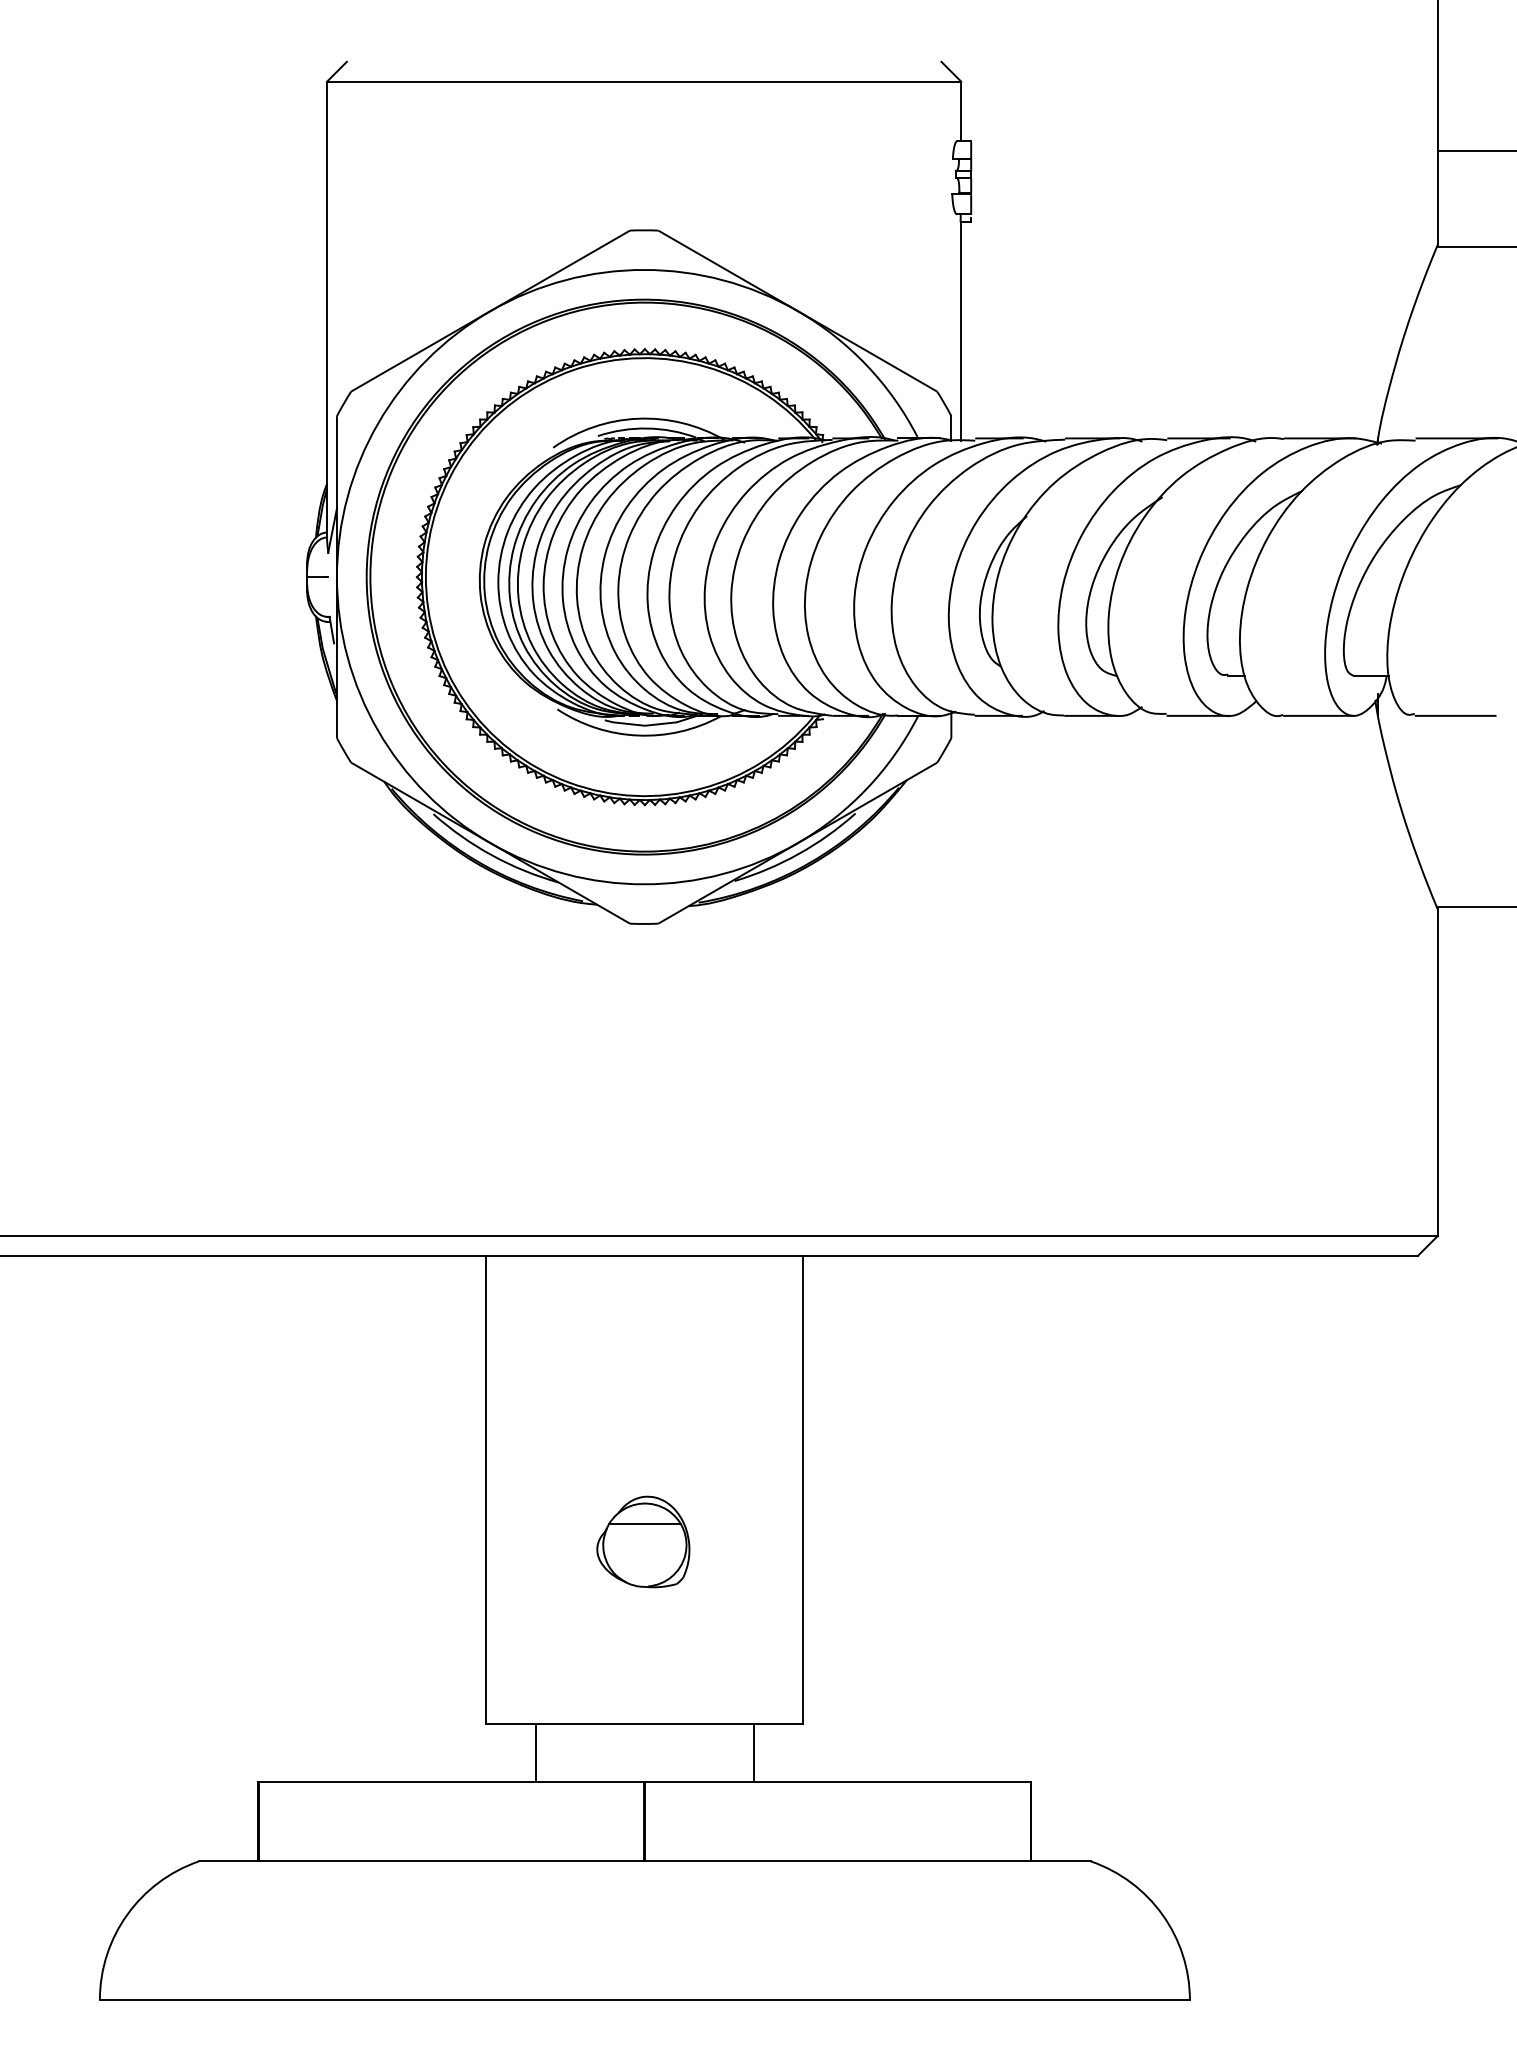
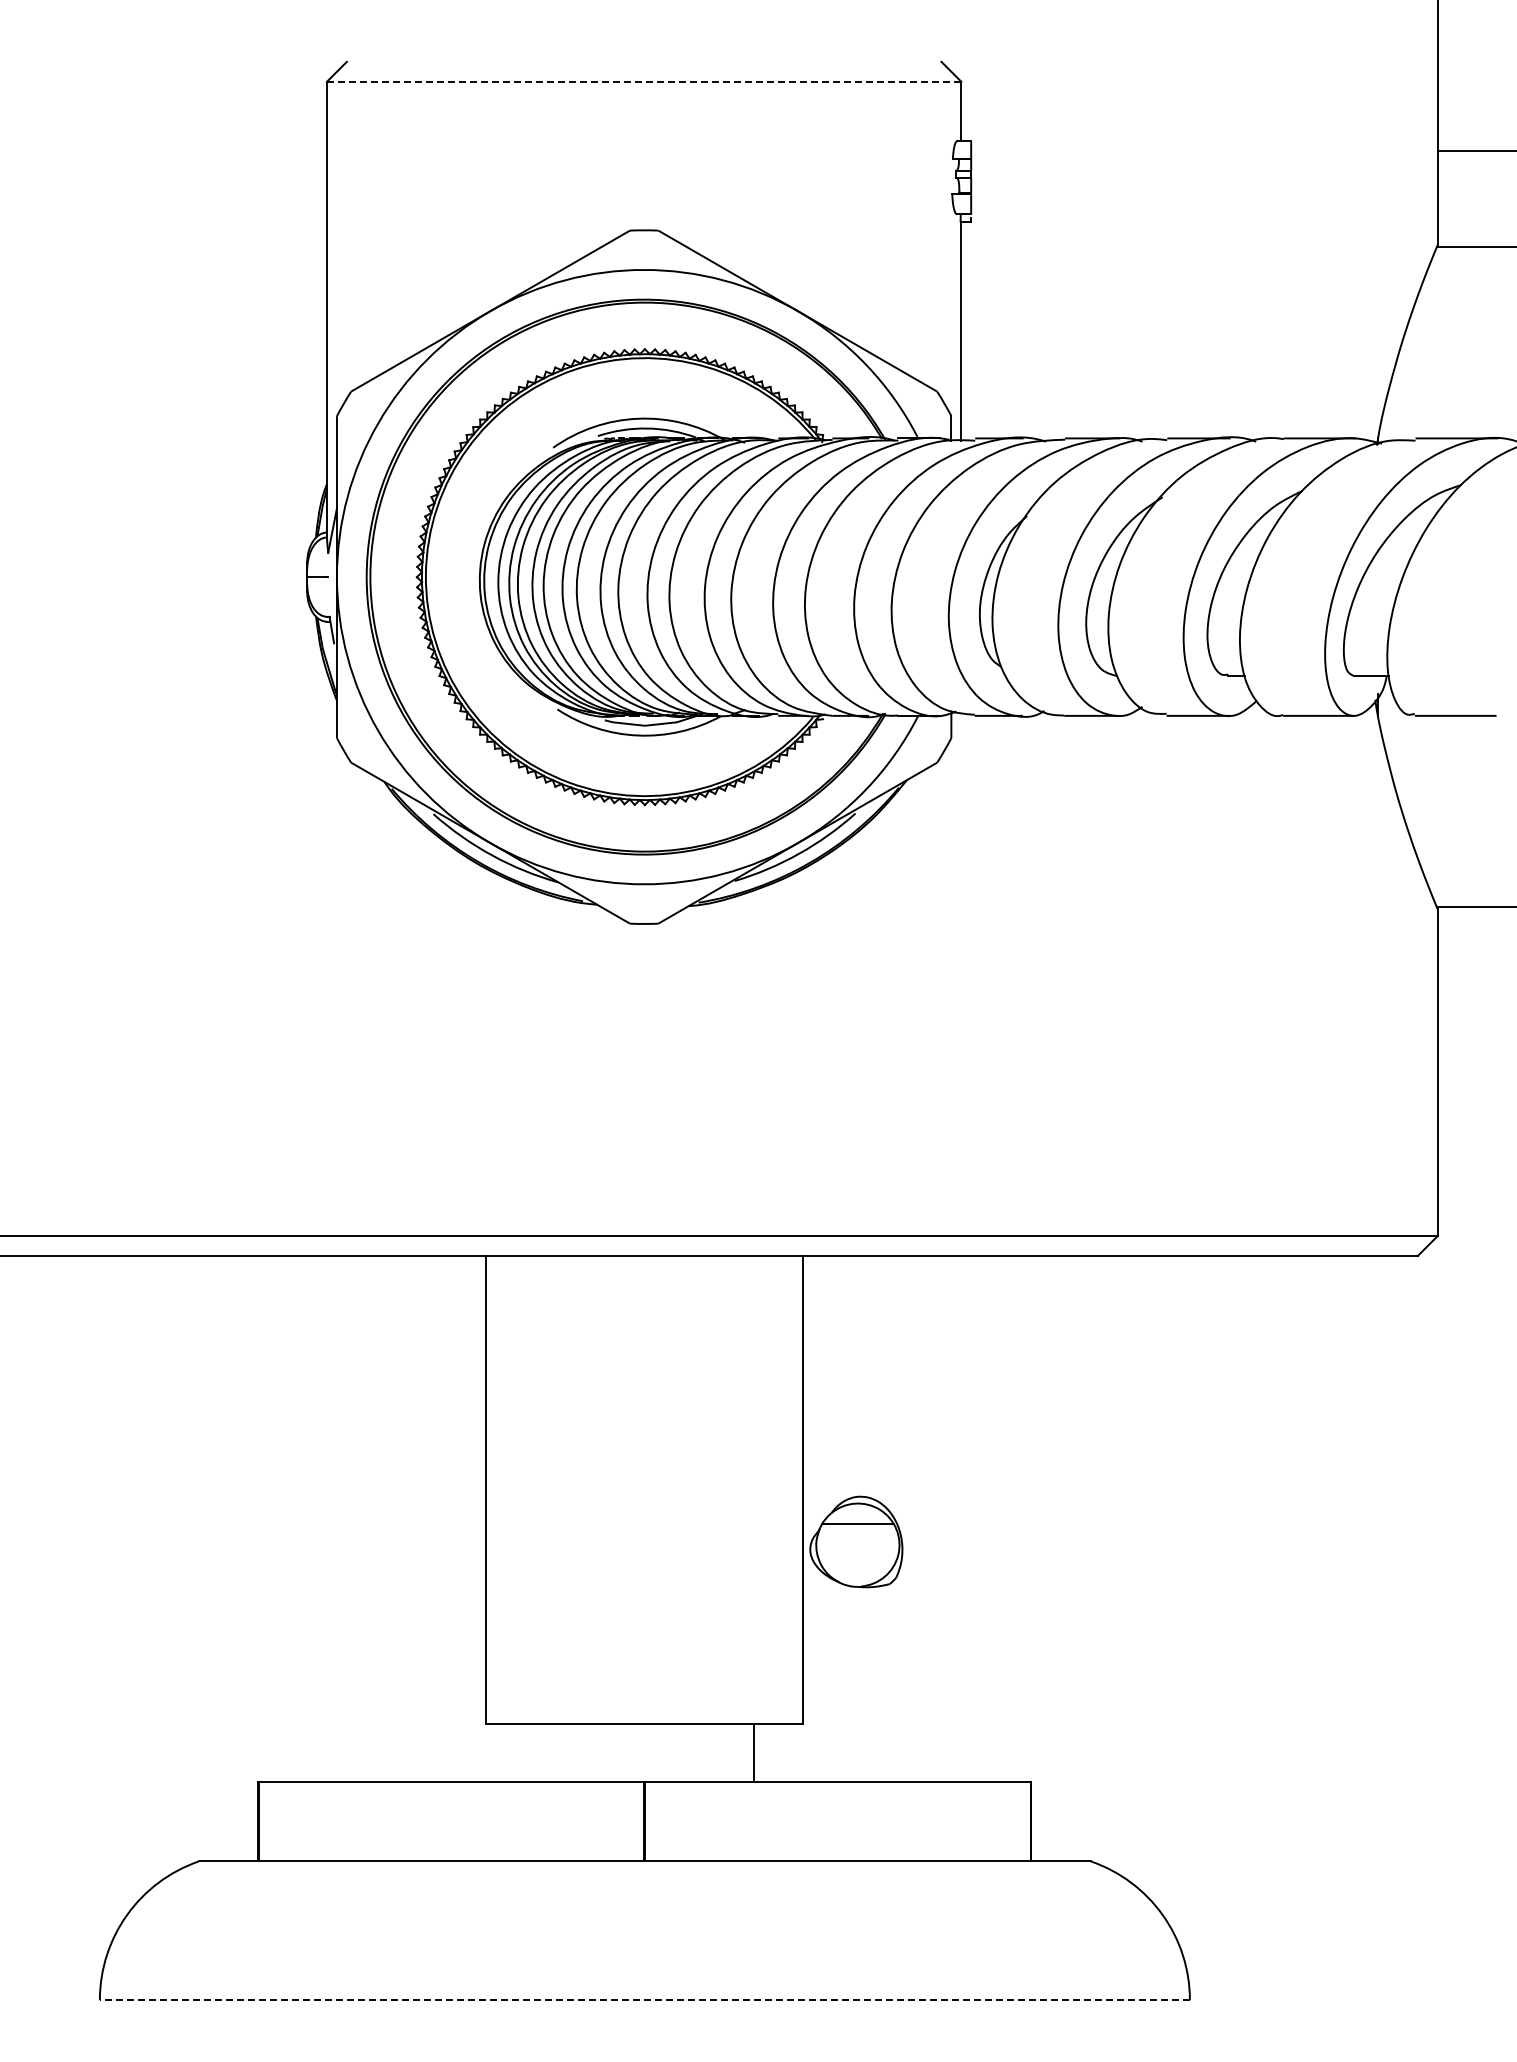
line: solid -> dashed (643, 81)
part position: (643, 1541) -> (856, 1541) (856, 1541)
line: present -> none (535, 1752)
line: solid -> dashed (644, 2000)
